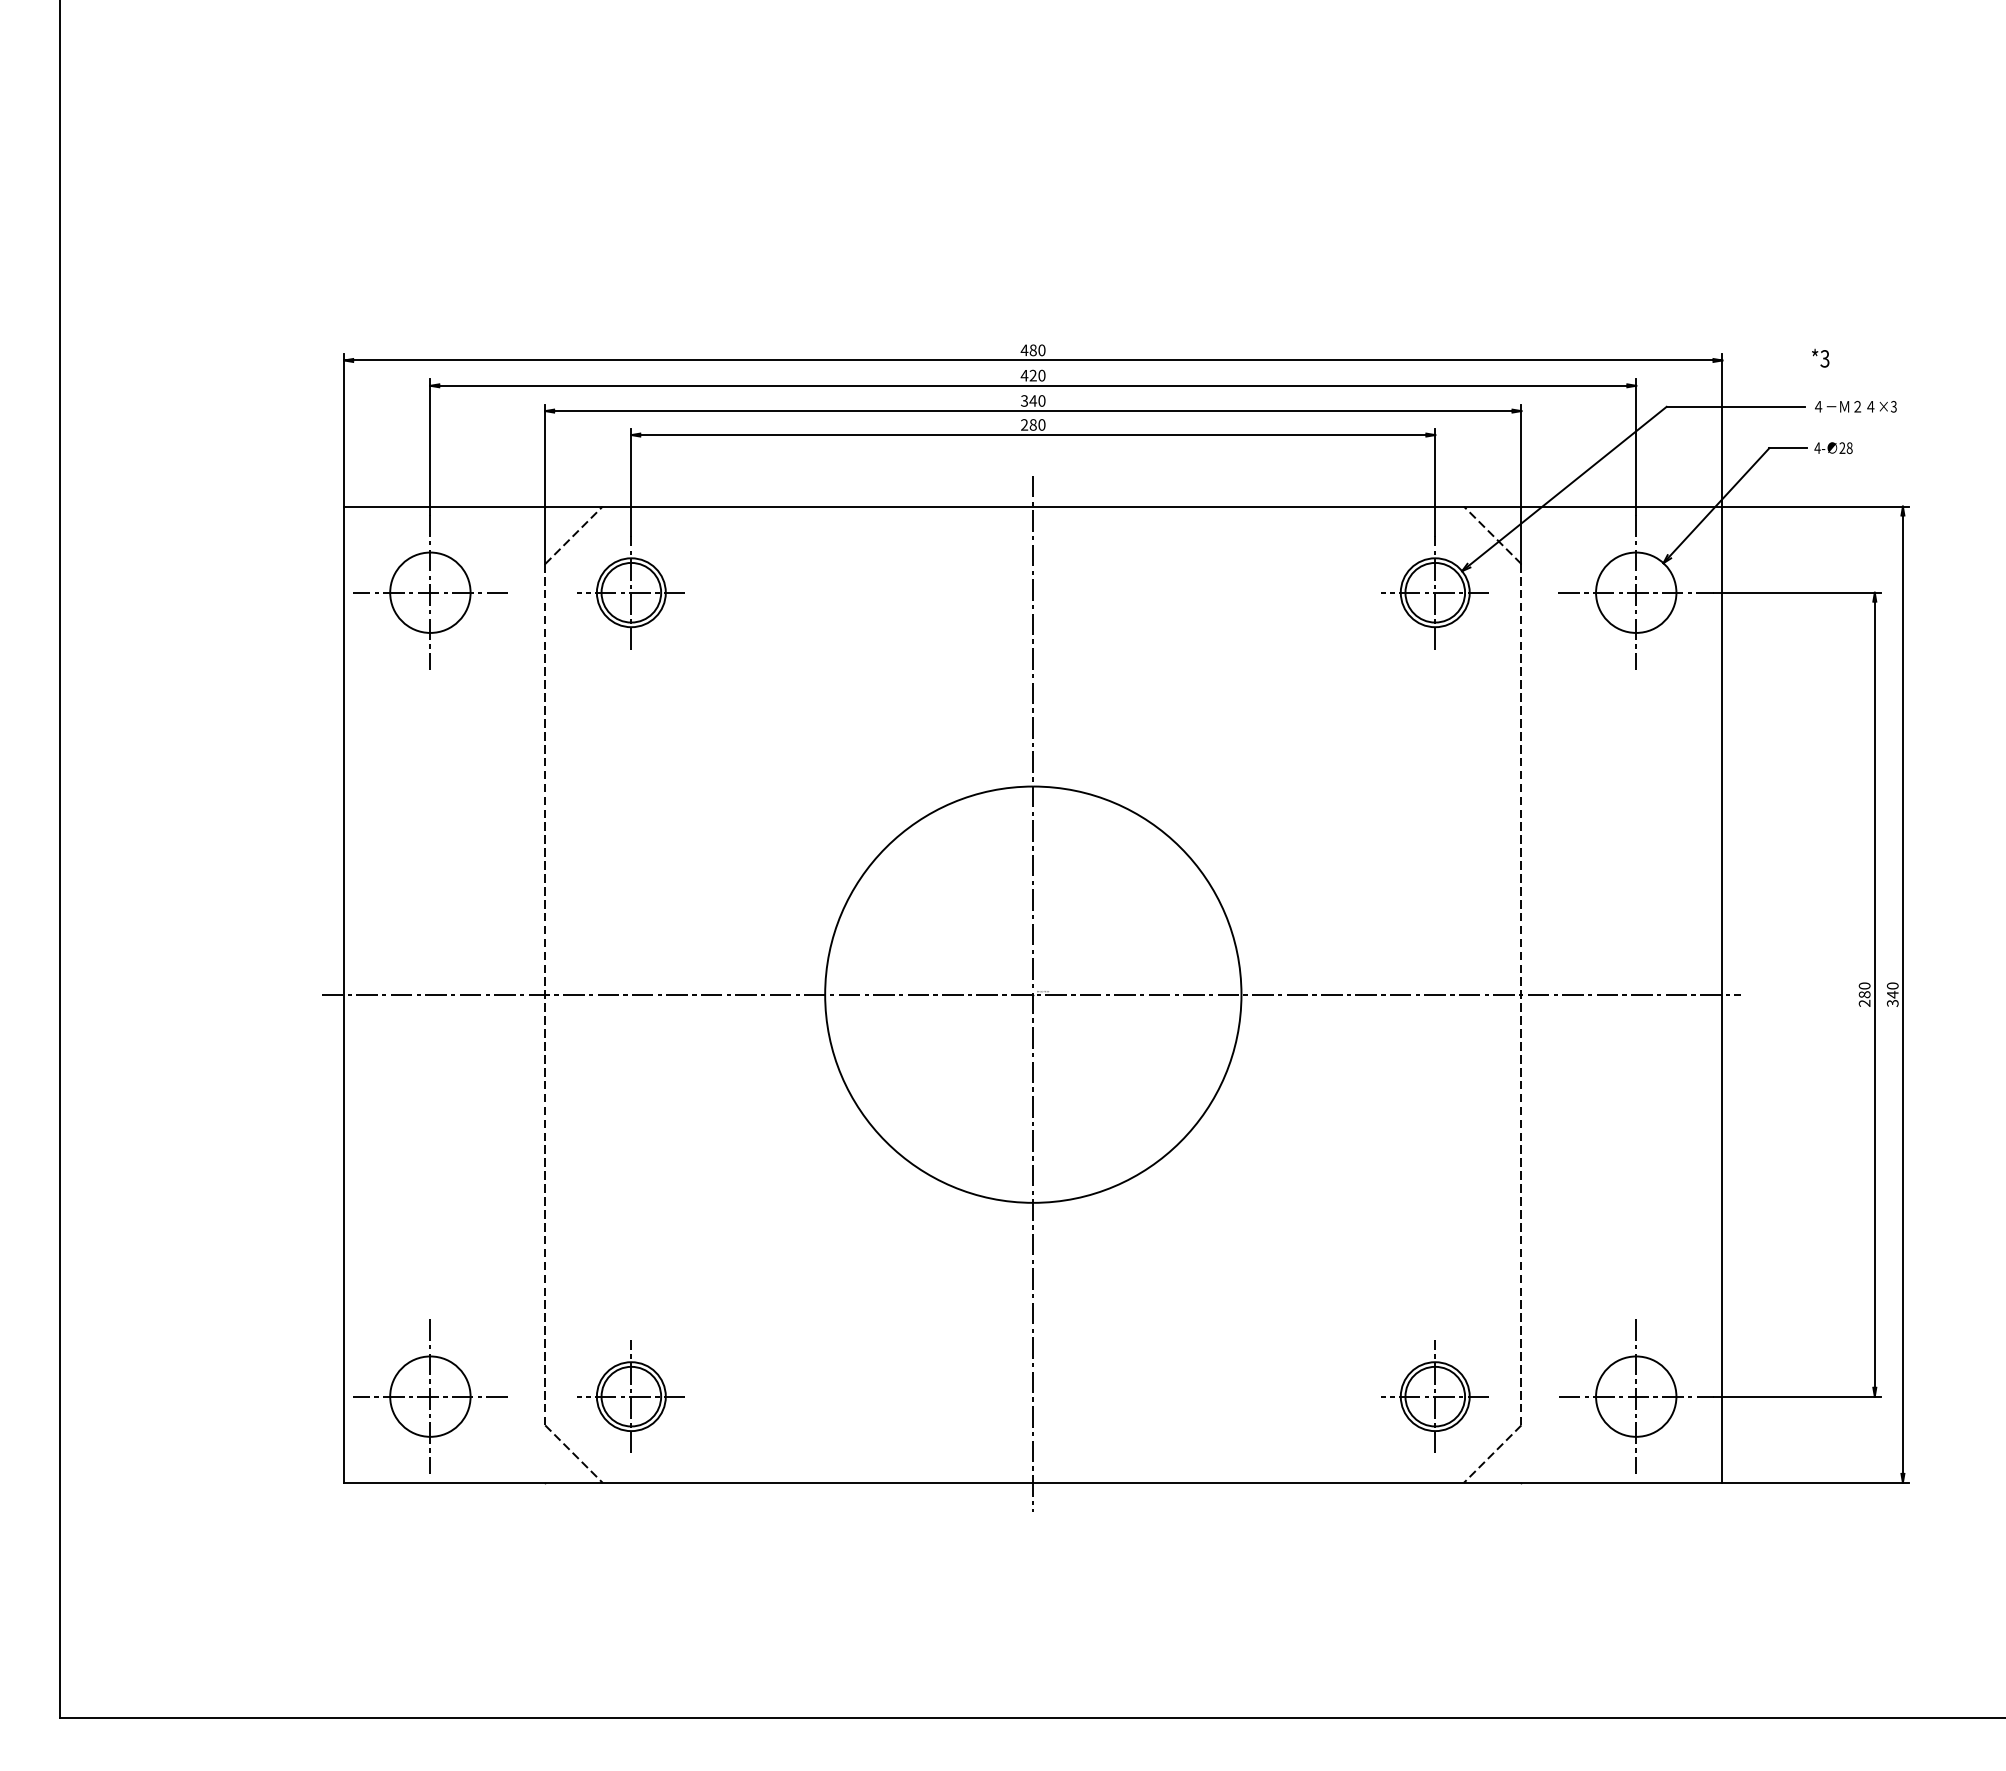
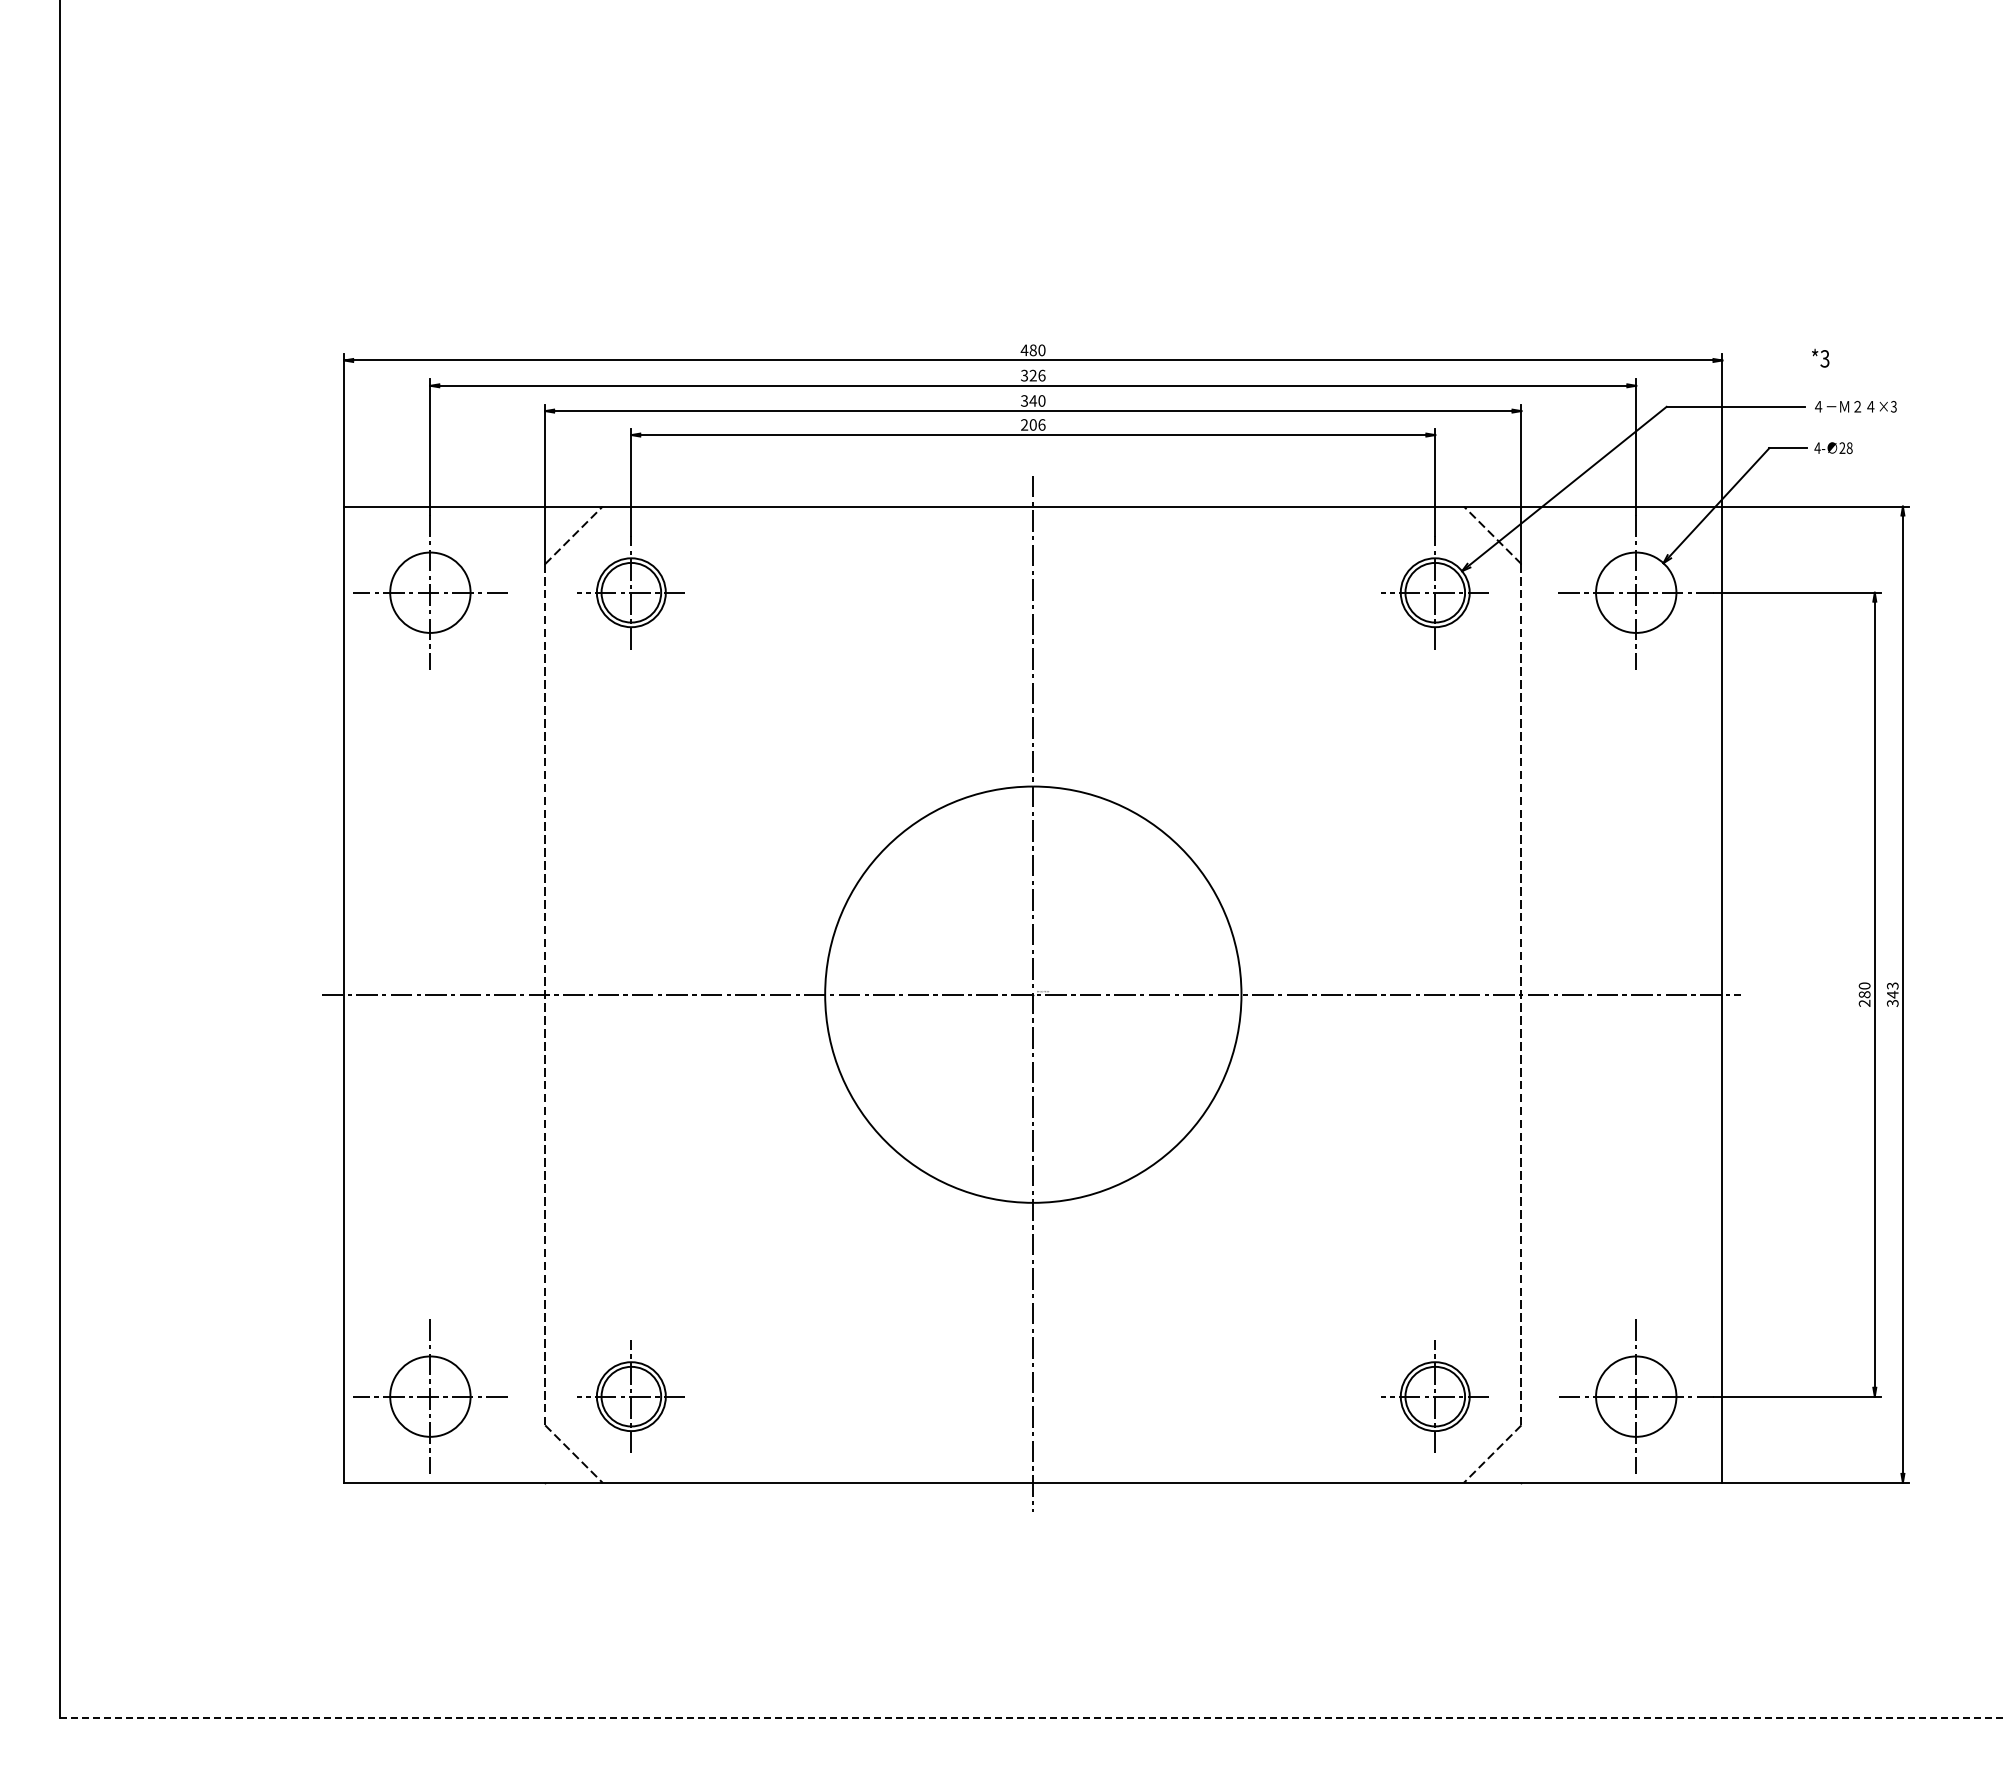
text: 420 -> 326 (1032, 375)
text: 280 -> 206 (1037, 424)
text: 340 -> 343 (1892, 985)
line: solid -> dashed (1033, 1718)
